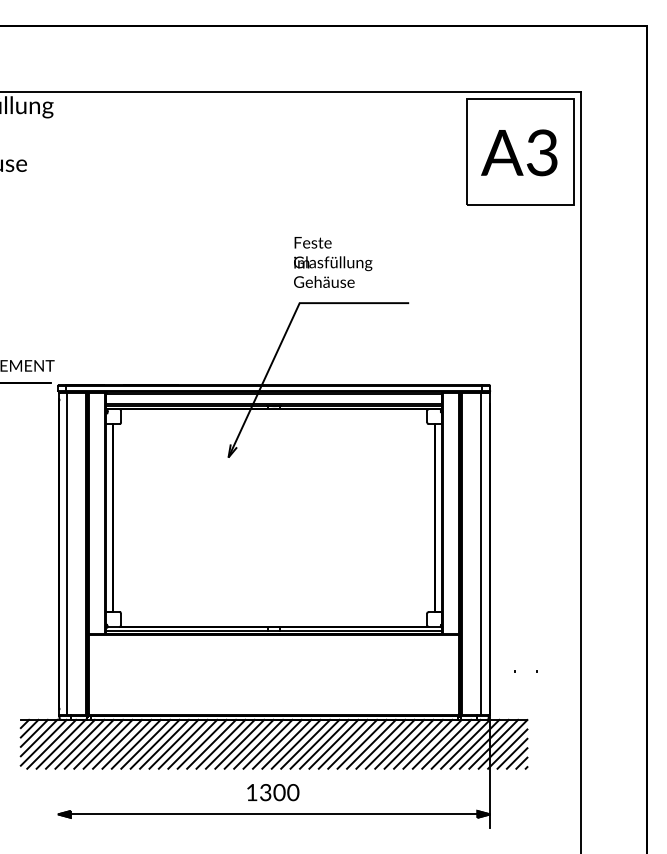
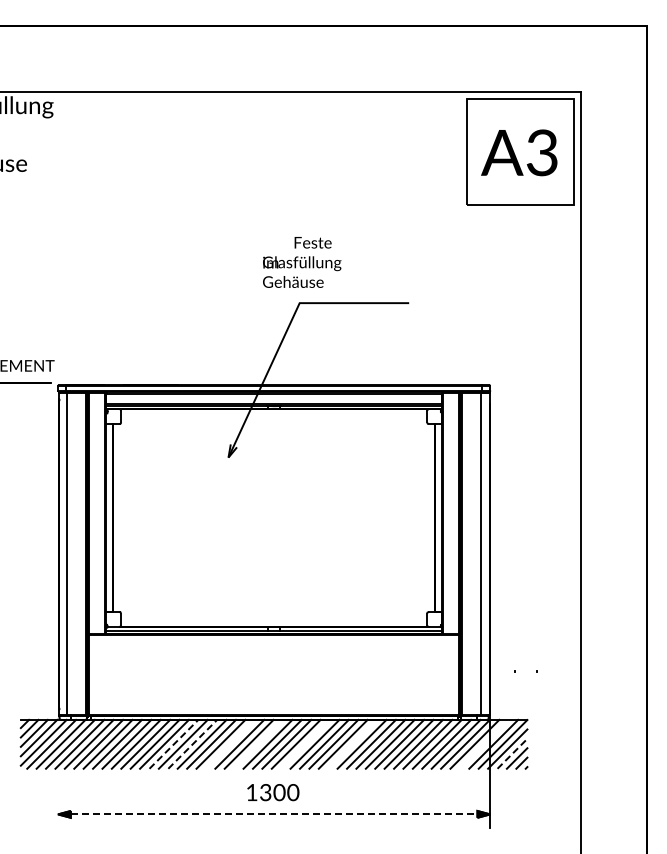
text position: (333, 271) -> (302, 271) (302, 271)
line: present -> none (229, 743)
line: present -> none (258, 743)
line: present -> none (305, 743)
line: present -> none (352, 743)
line: present -> none (483, 743)
line: solid -> dashed (173, 744)
line: solid -> dashed (192, 744)
line: solid -> dashed (512, 753)
line: solid -> dashed (274, 814)
